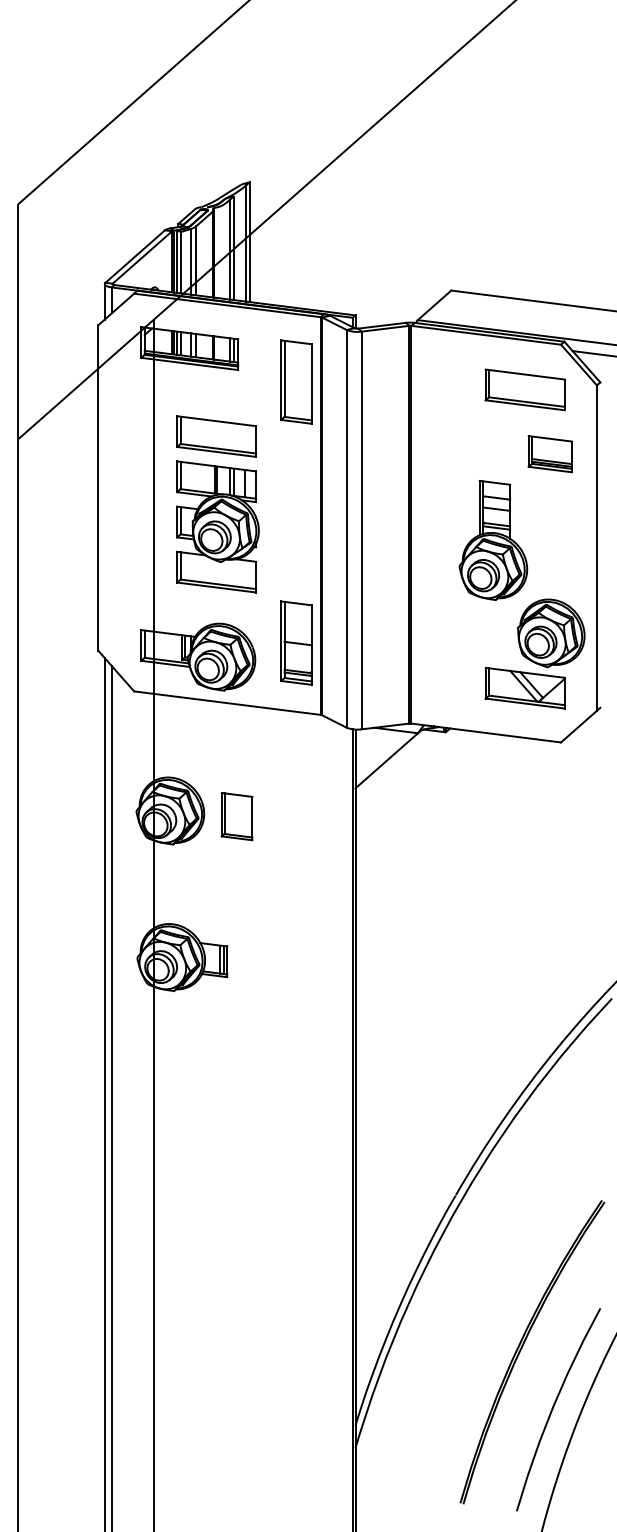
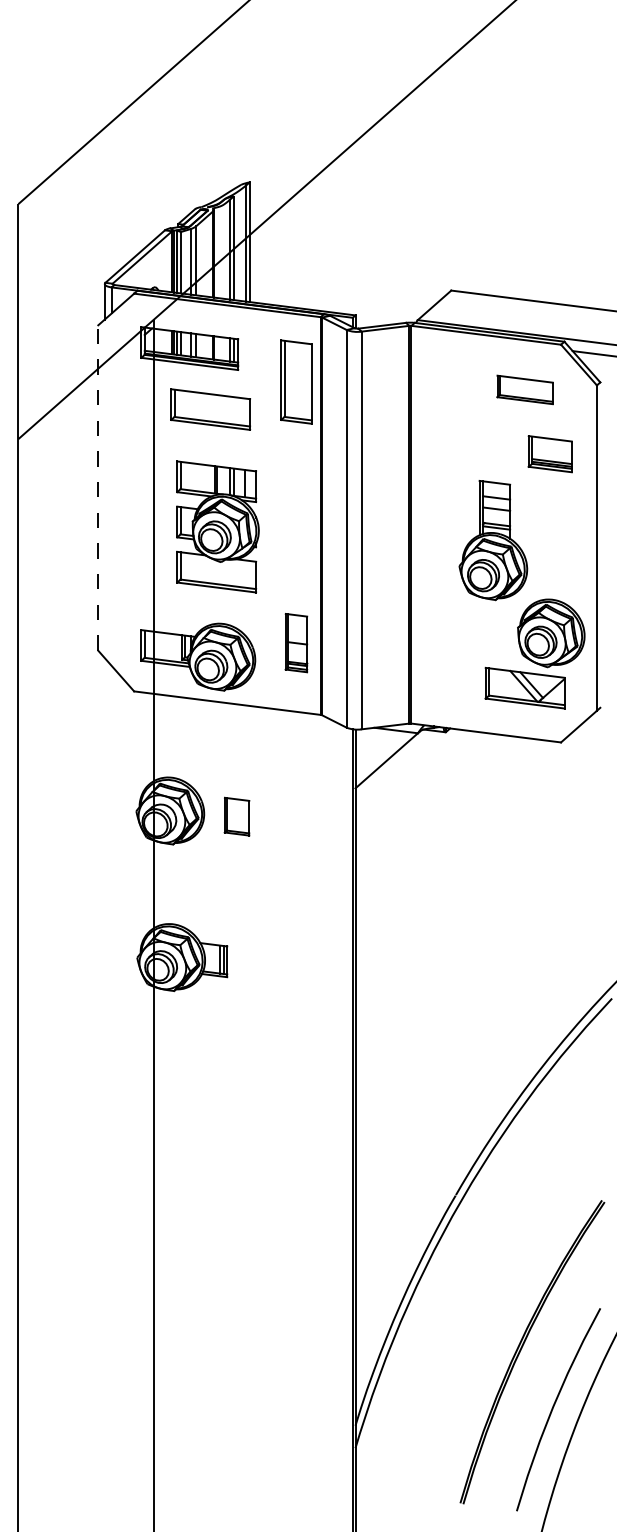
part size: 82x44 px -> 58x32 px (524, 389)
part position: (216, 436) -> (210, 409) (210, 409)
line: solid -> dashed (98, 488)
part size: 33x86 px -> 25x61 px (296, 643)
part size: 34x50 px -> 28x41 px (236, 816)
line: present -> none (104, 1093)
line: present -> none (111, 1096)
